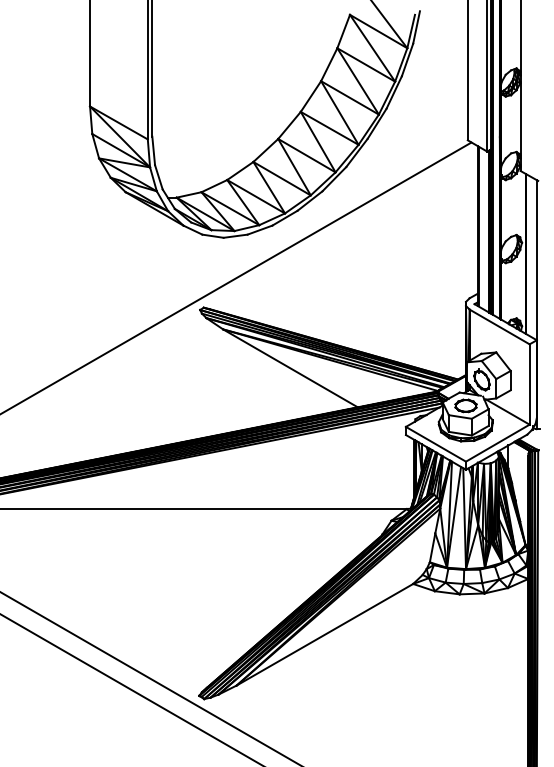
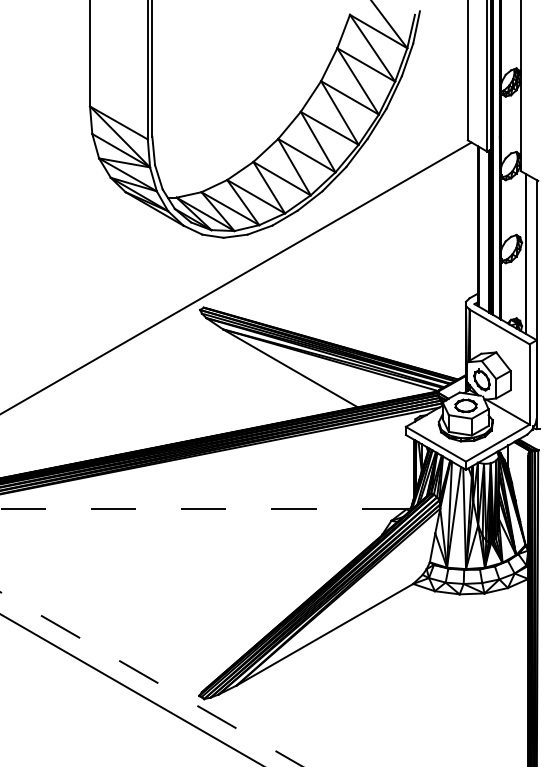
line: solid -> dashed (203, 509)
line: solid -> dashed (152, 679)
